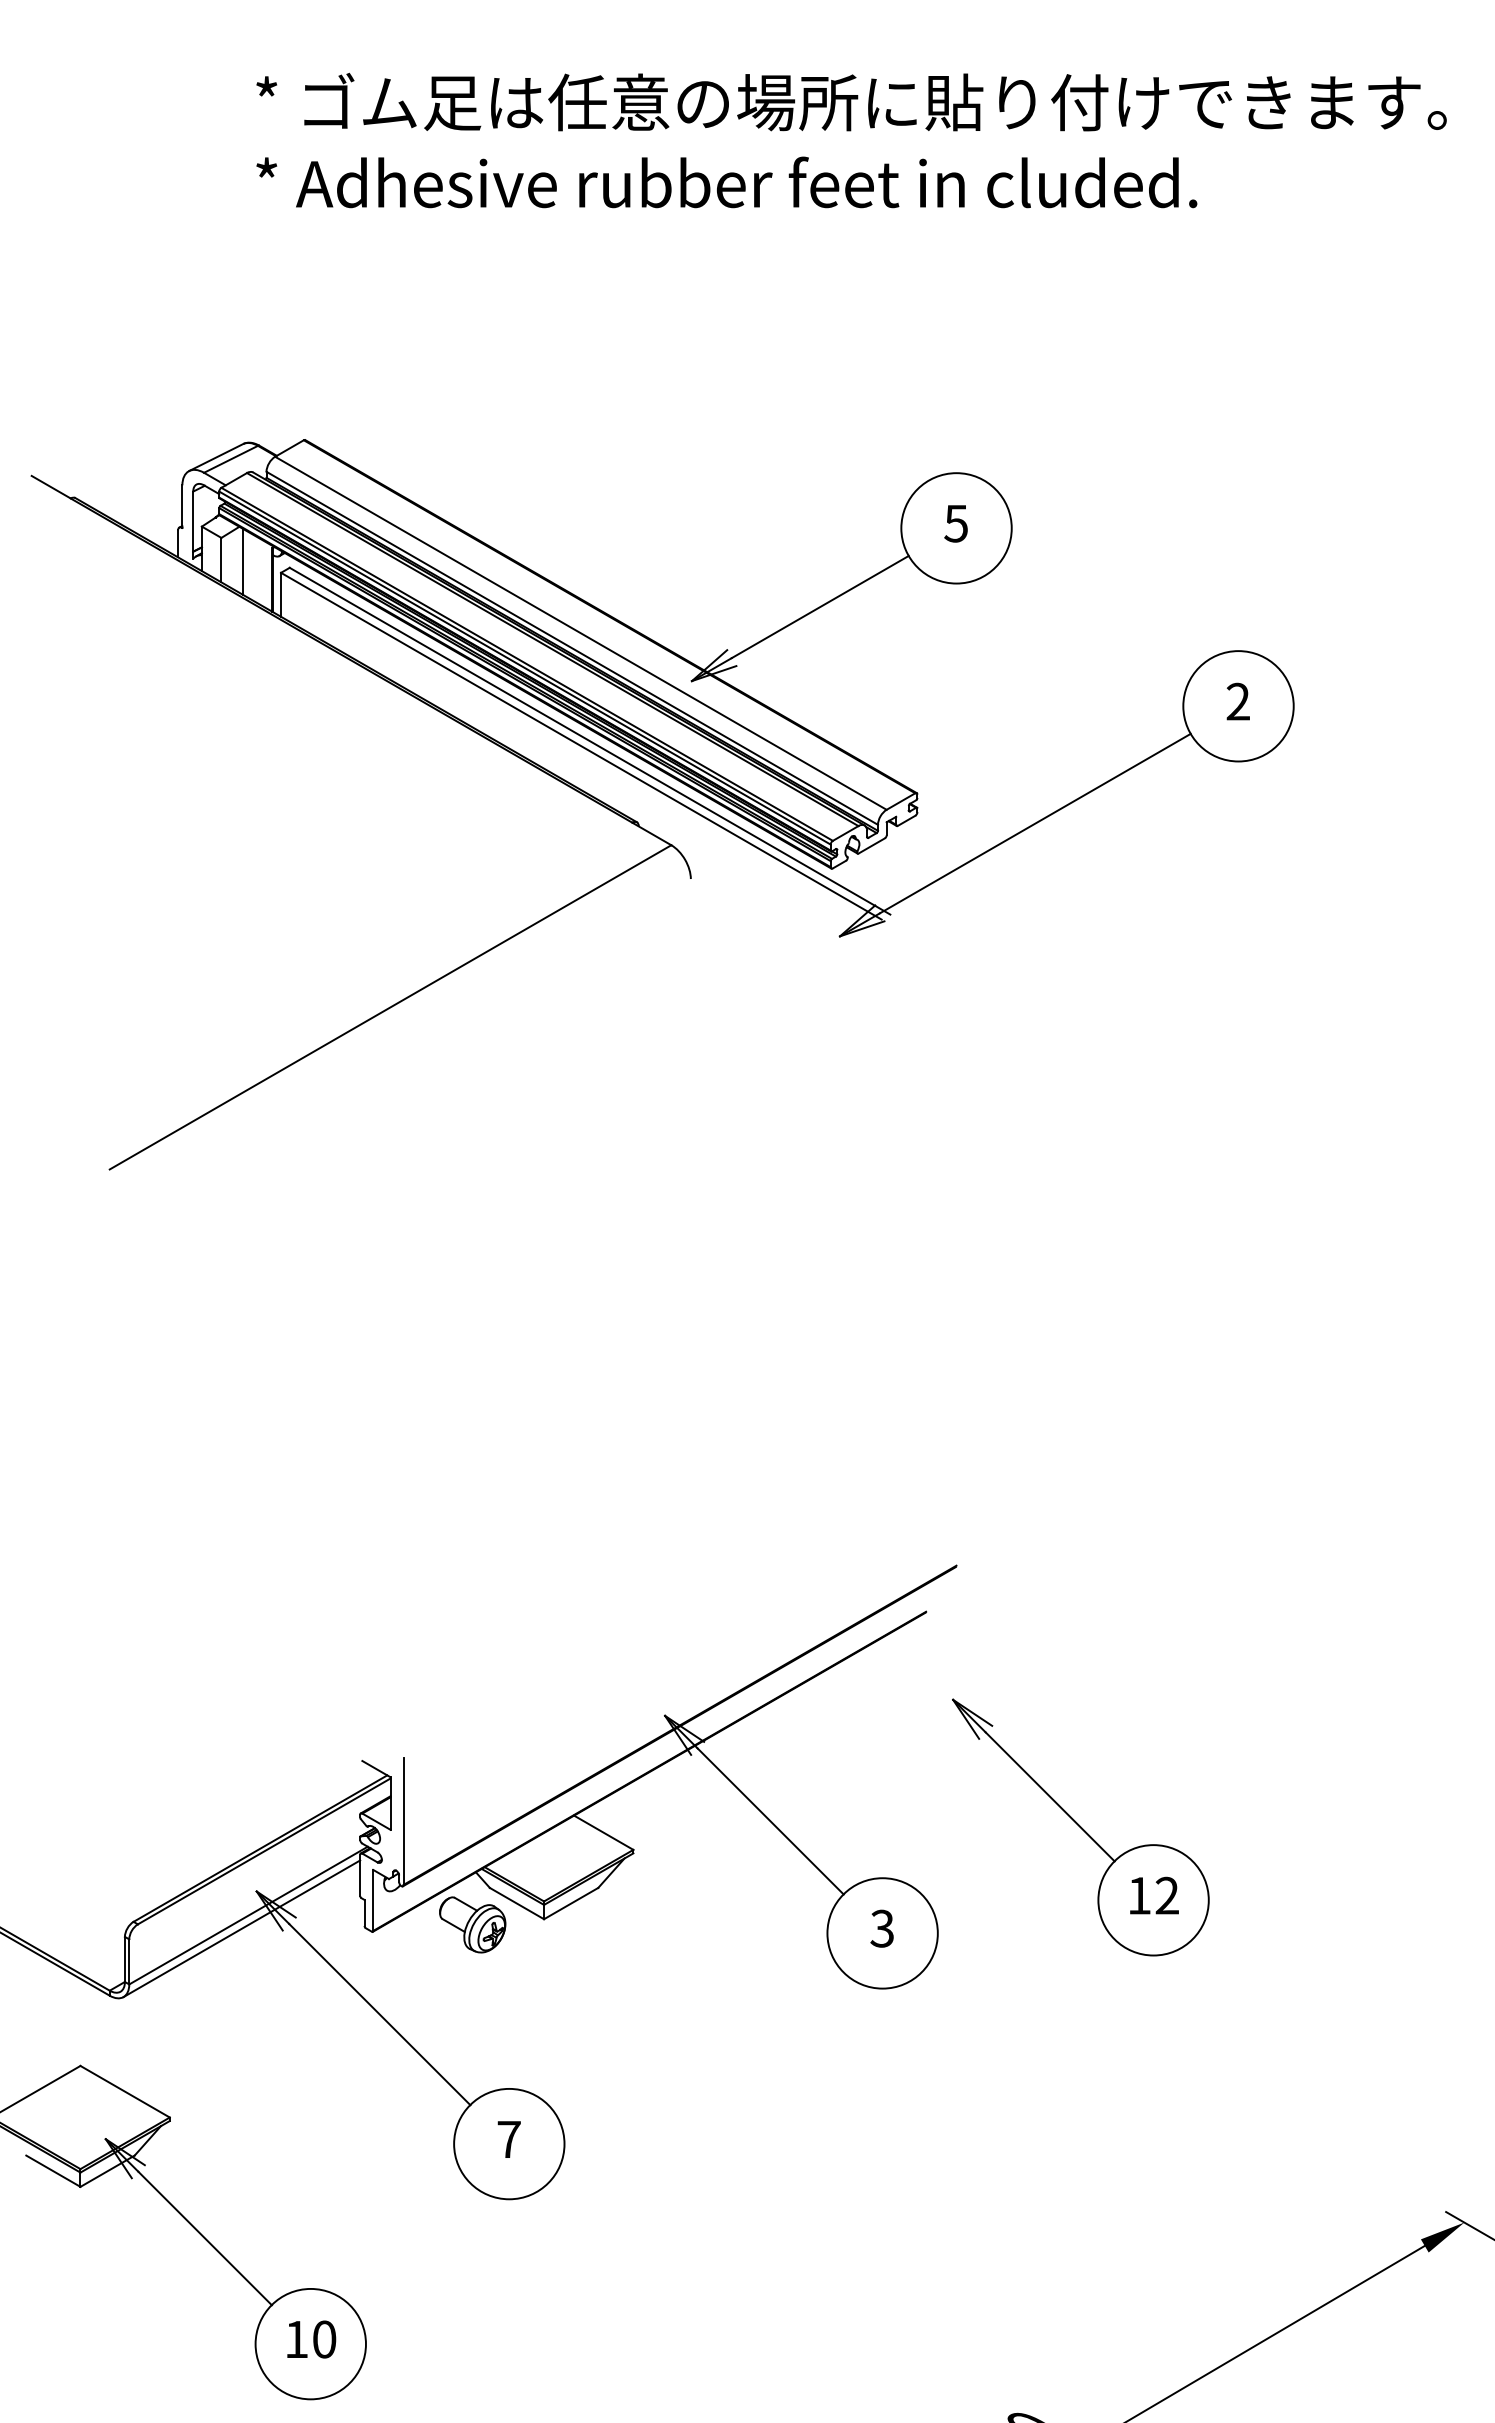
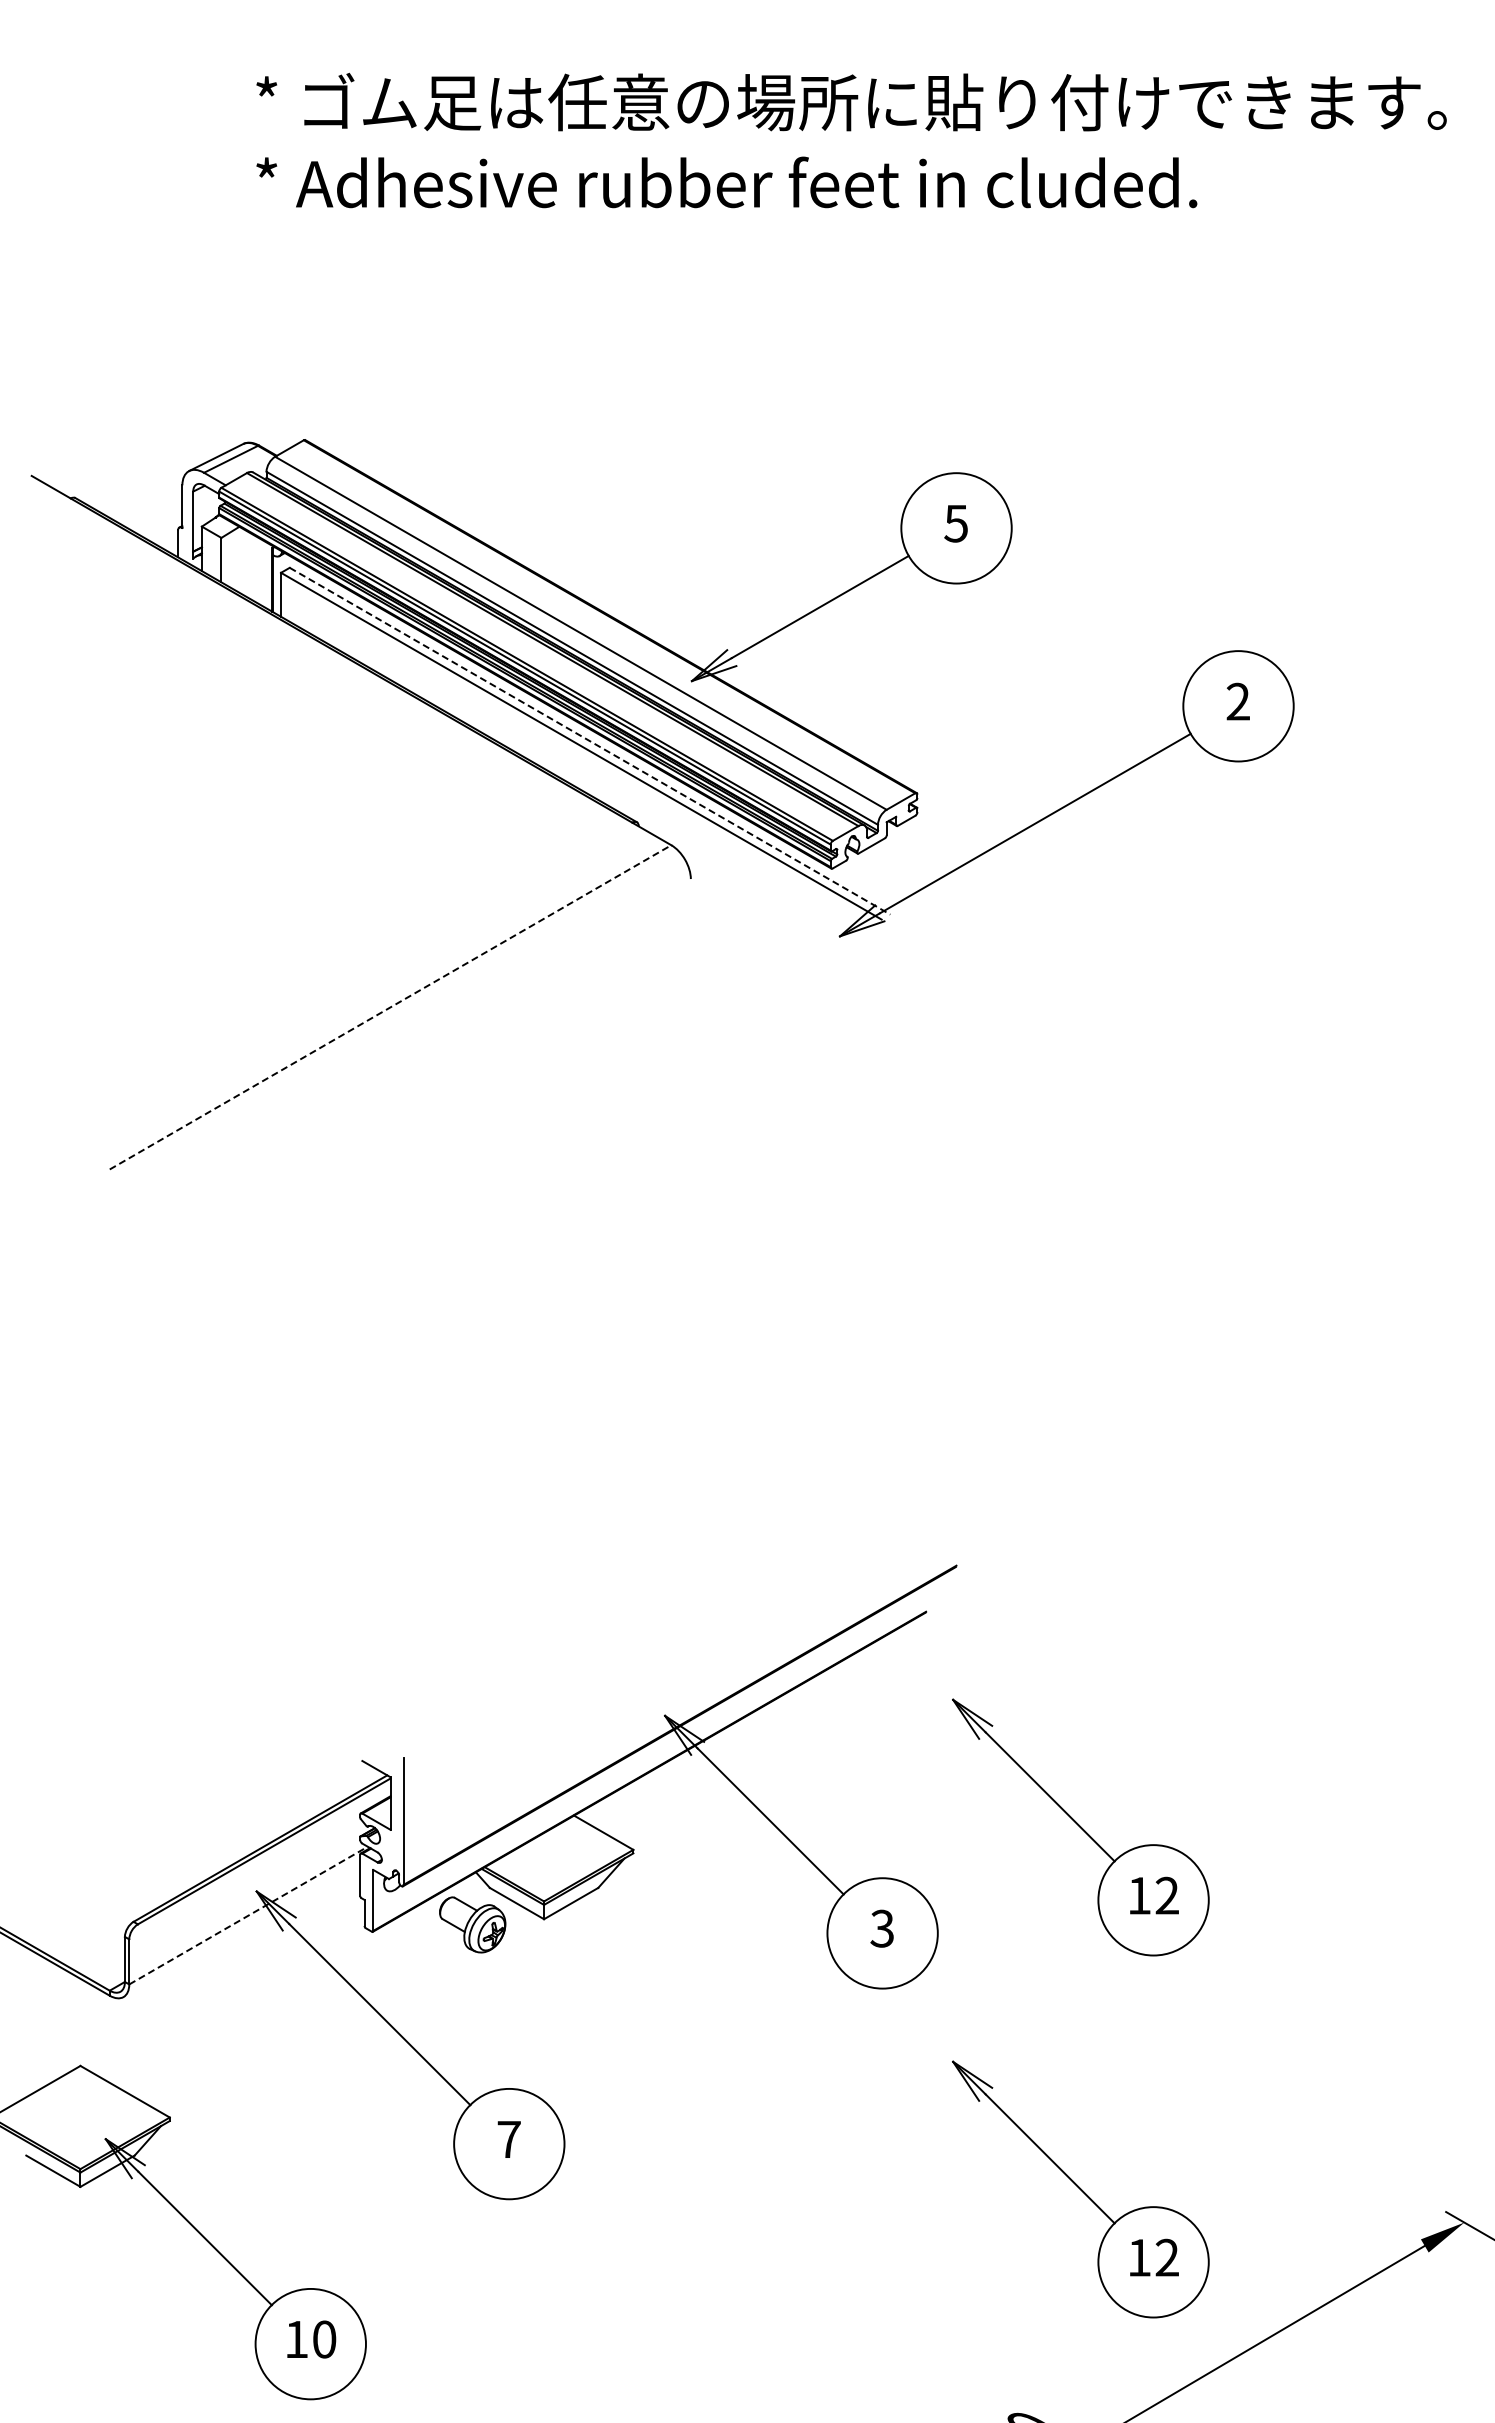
line: present -> none (243, 561)
line: solid -> dashed (590, 741)
line: solid -> dashed (390, 1007)
line: solid -> dashed (248, 1915)
line: present -> none (241, 1928)
part: none -> present (1080, 2189)
